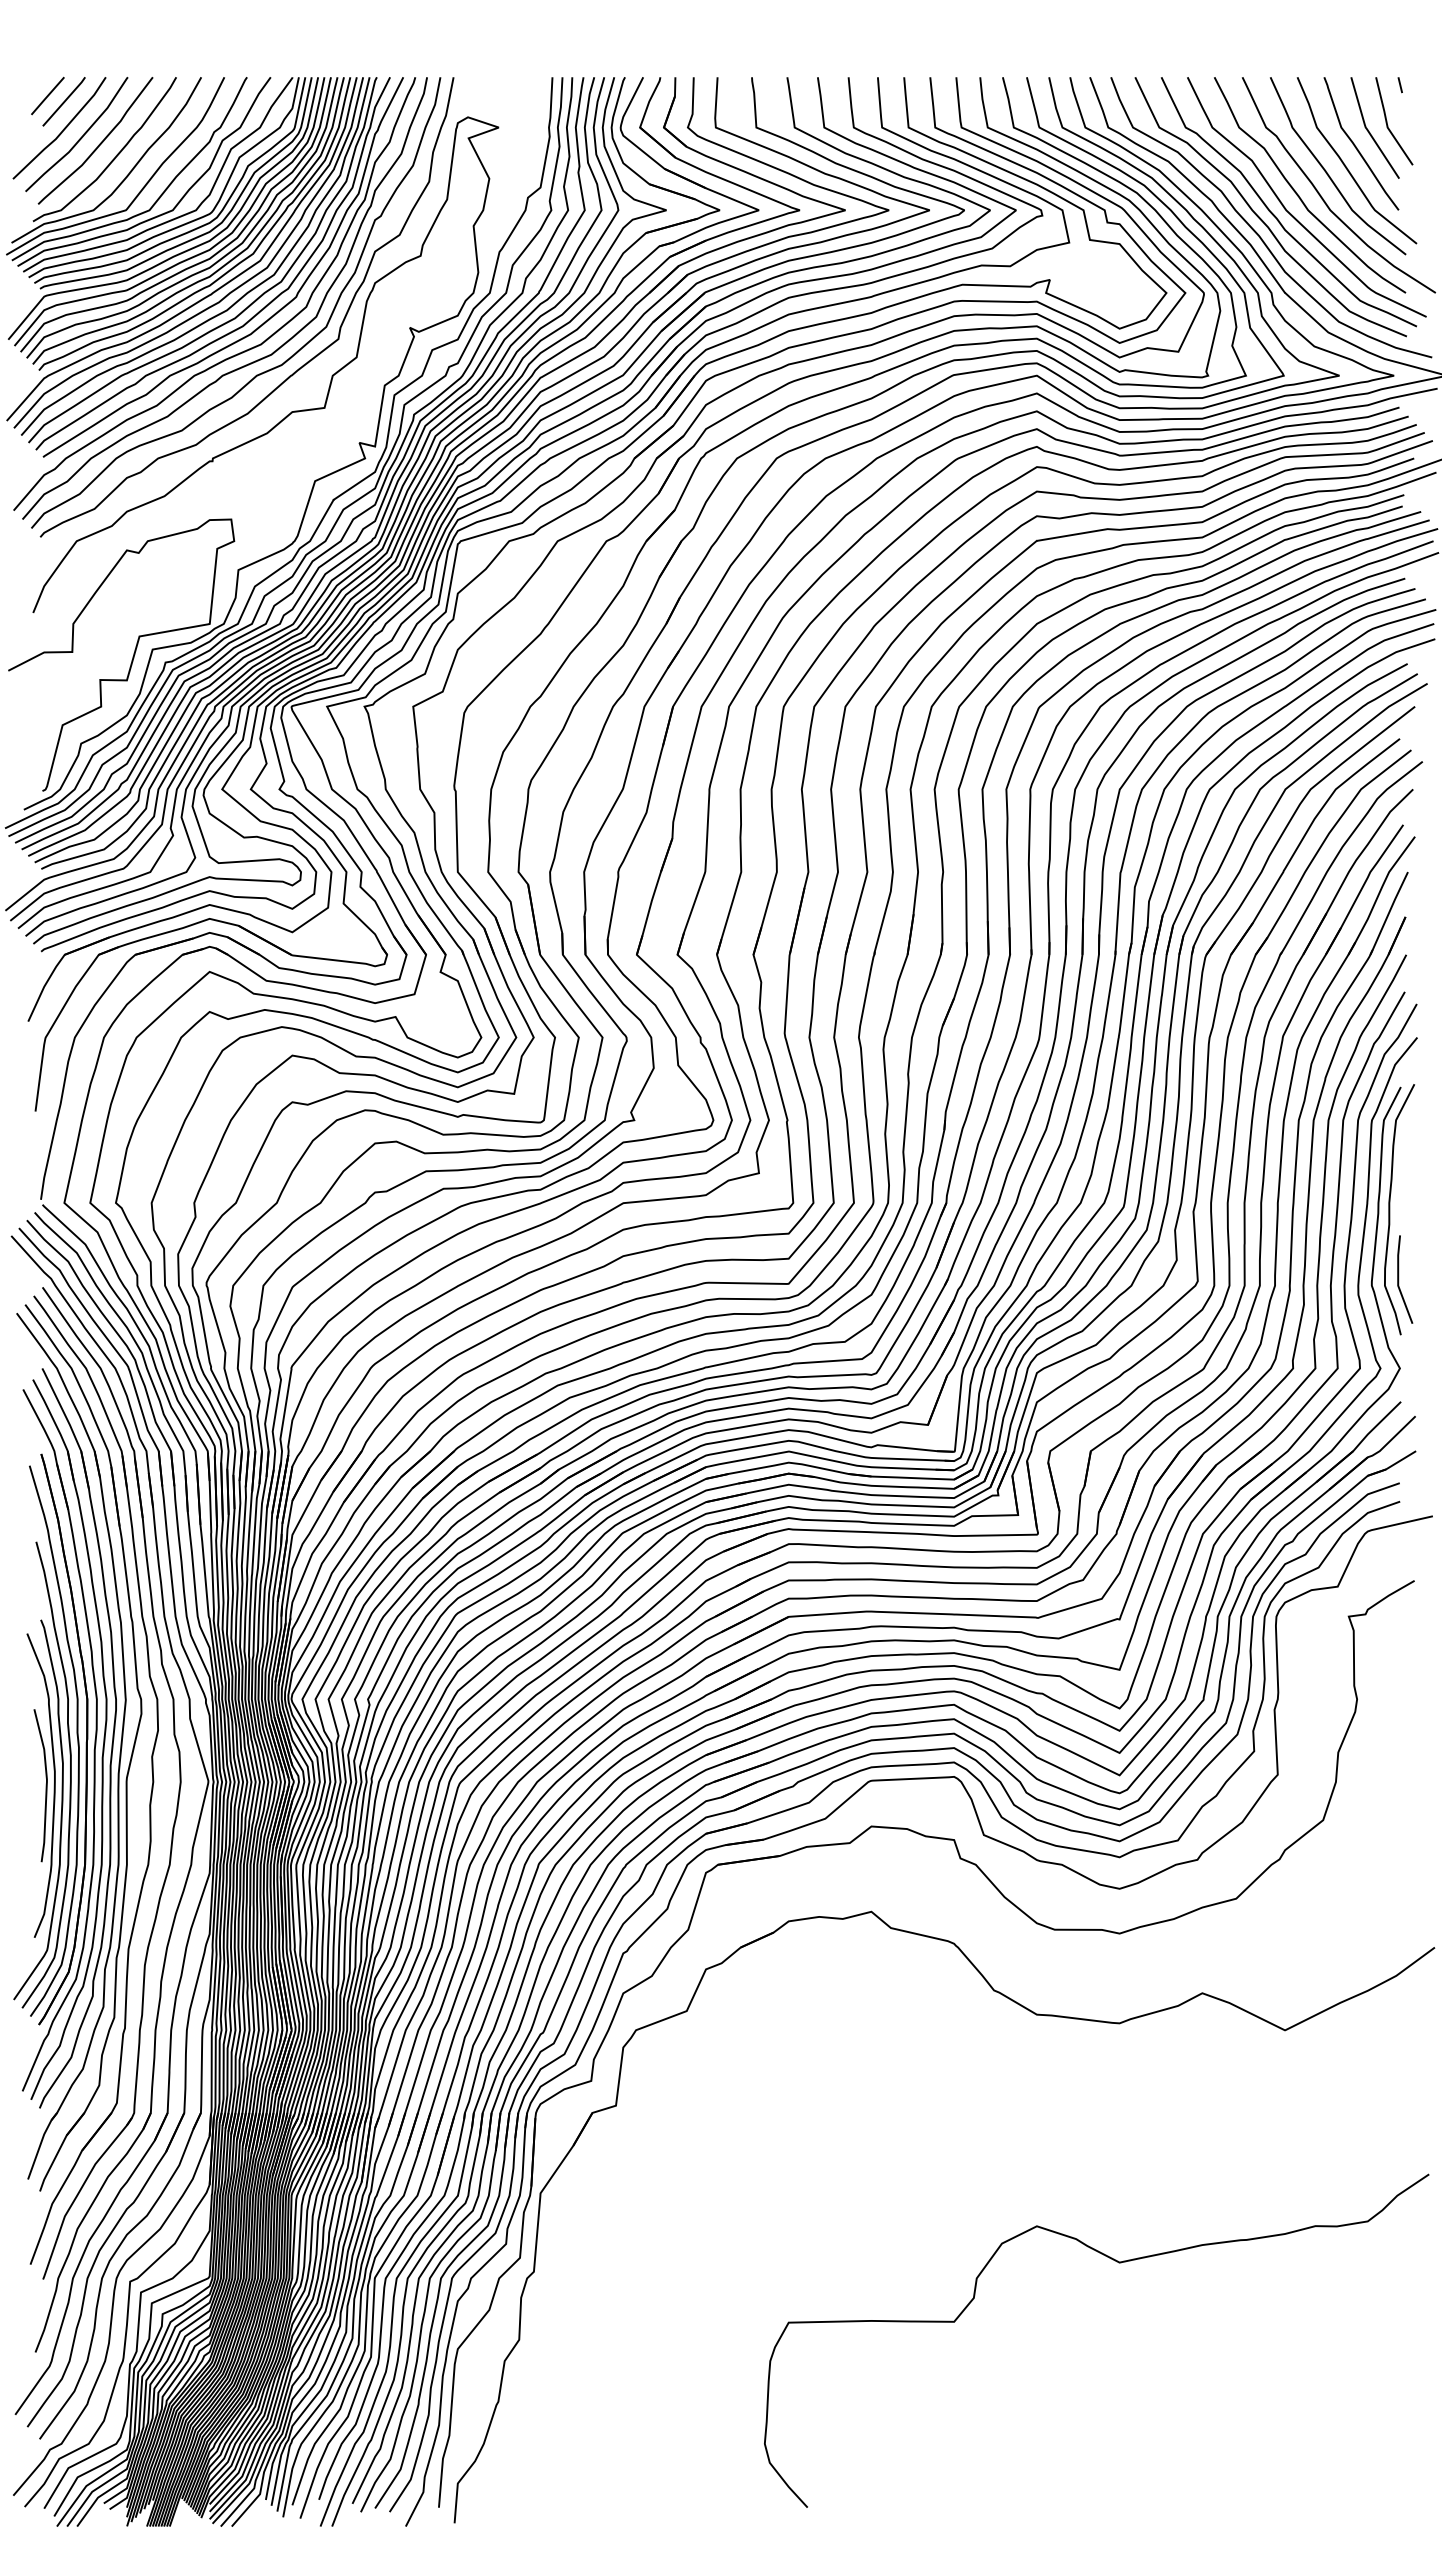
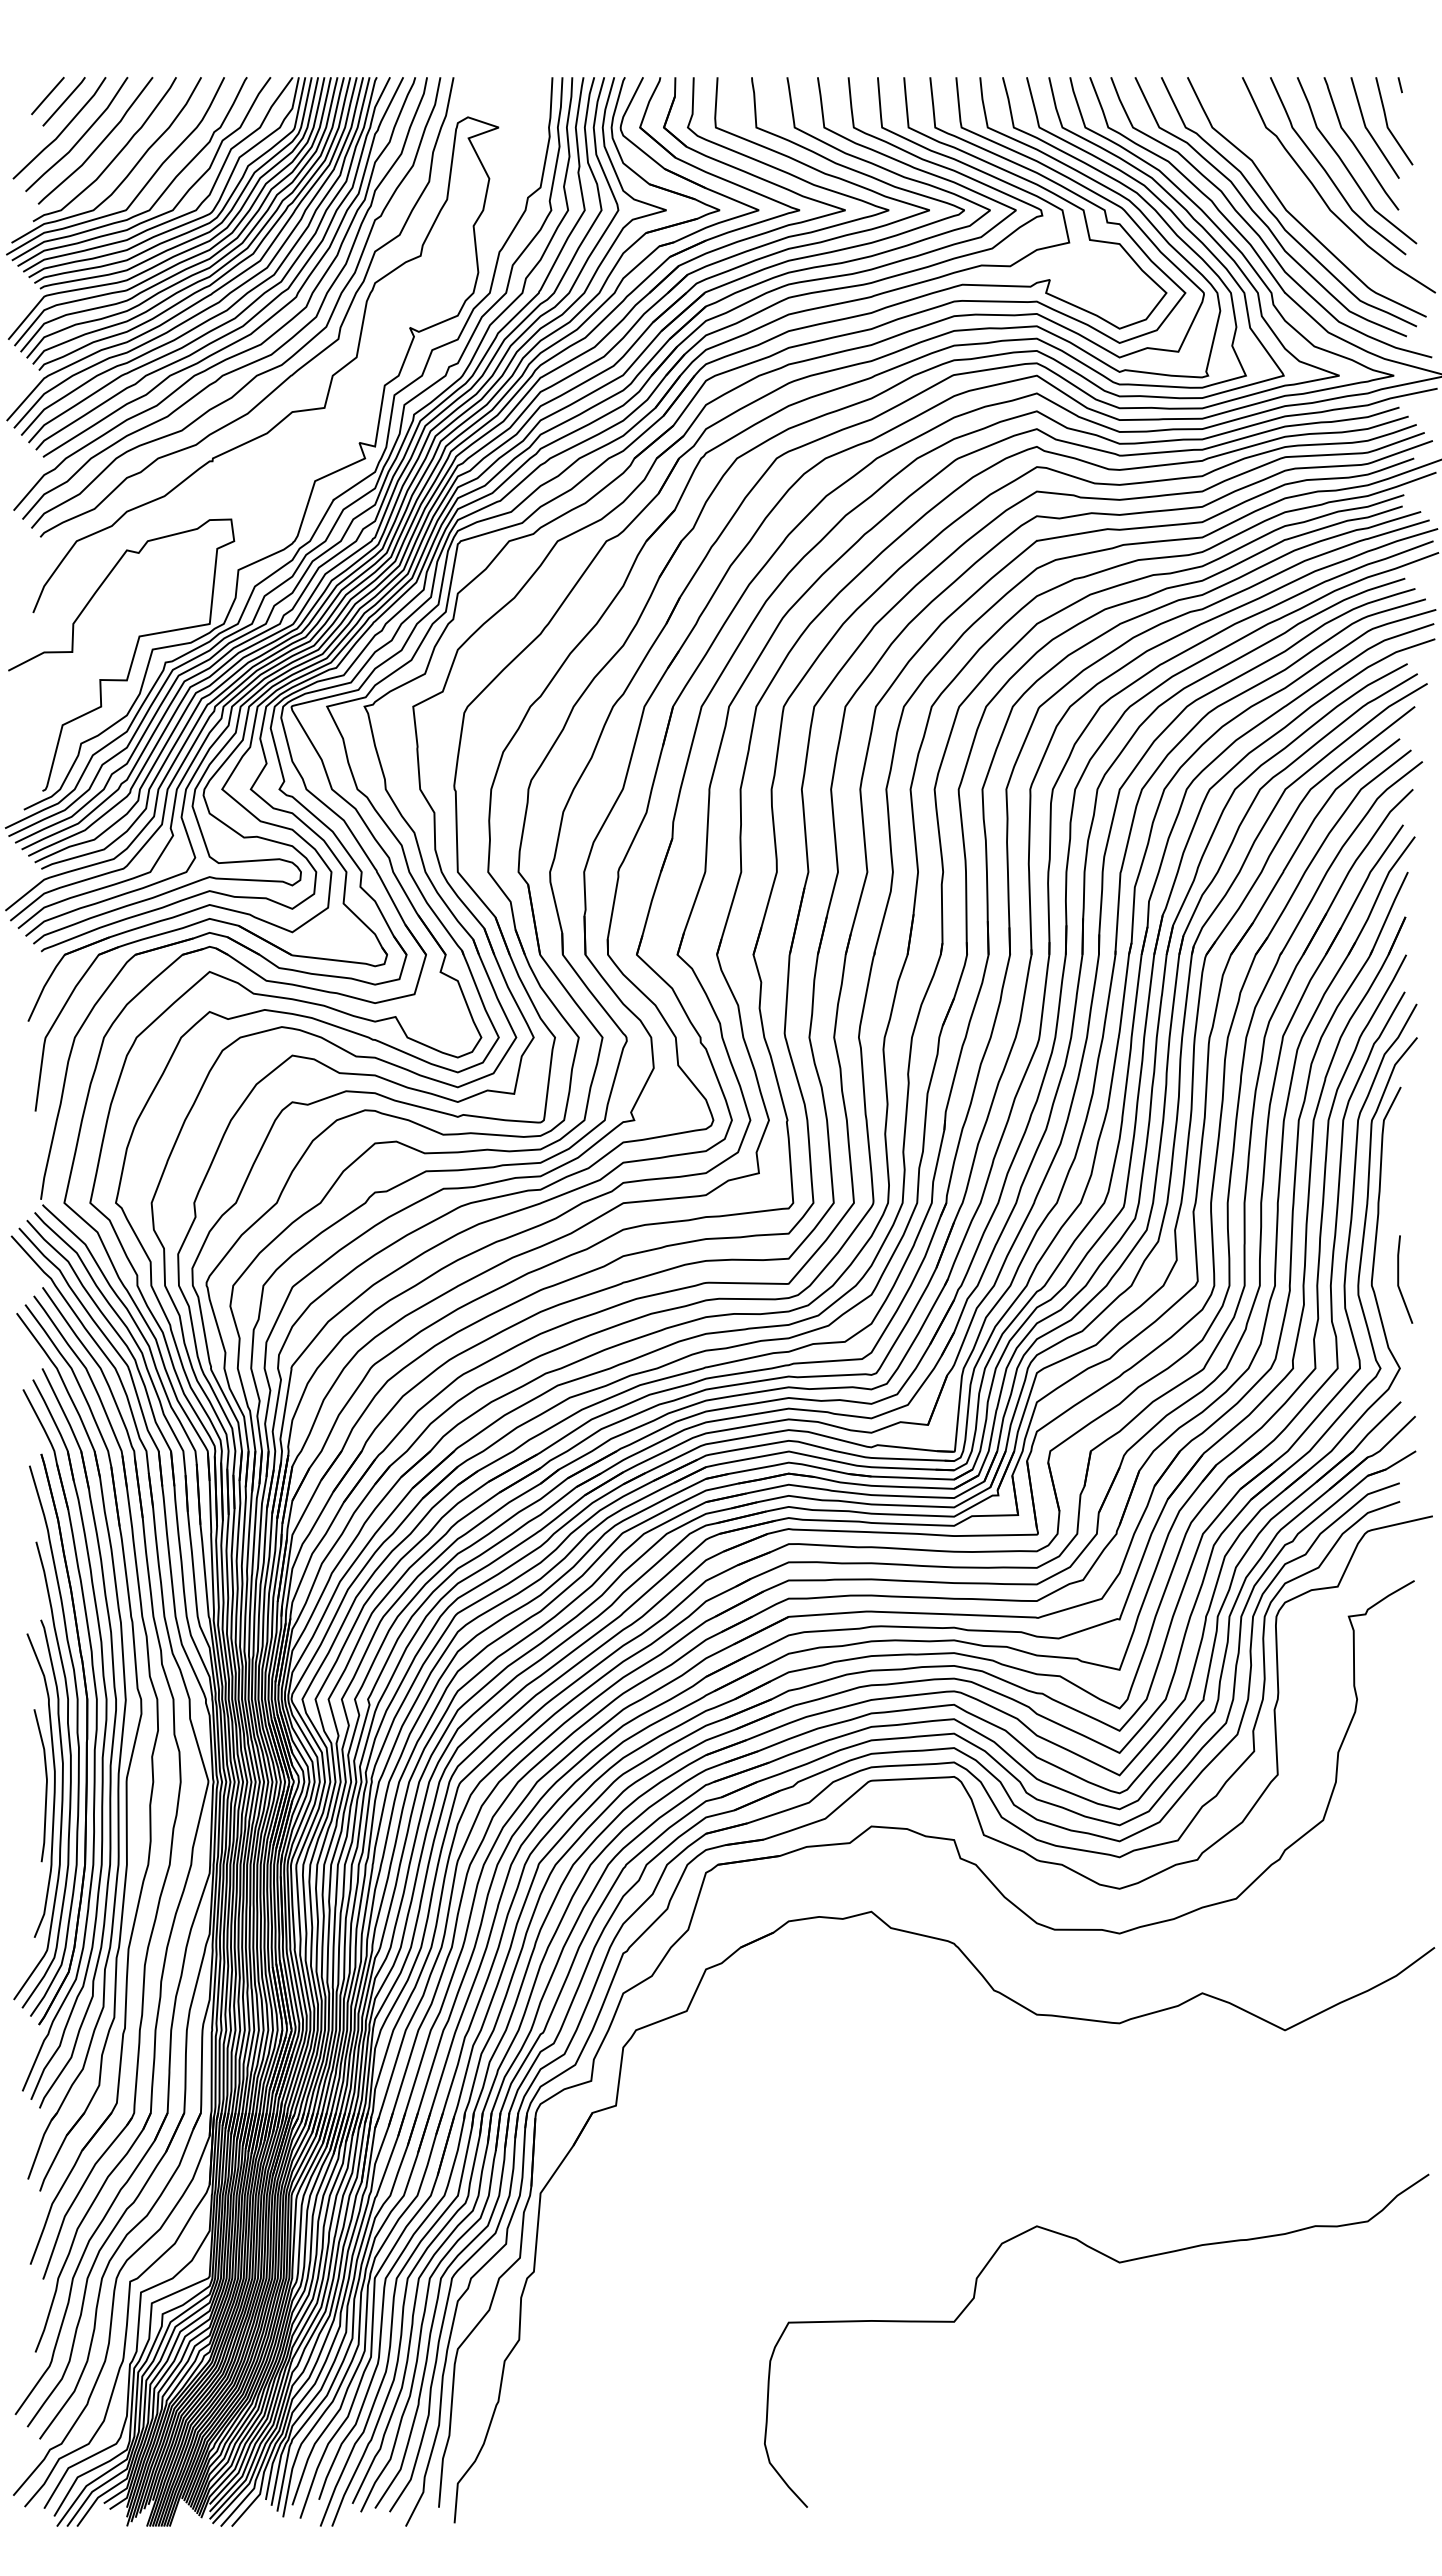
curve: present -> none (1299, 195)
curve: present -> none (1390, 1209)
